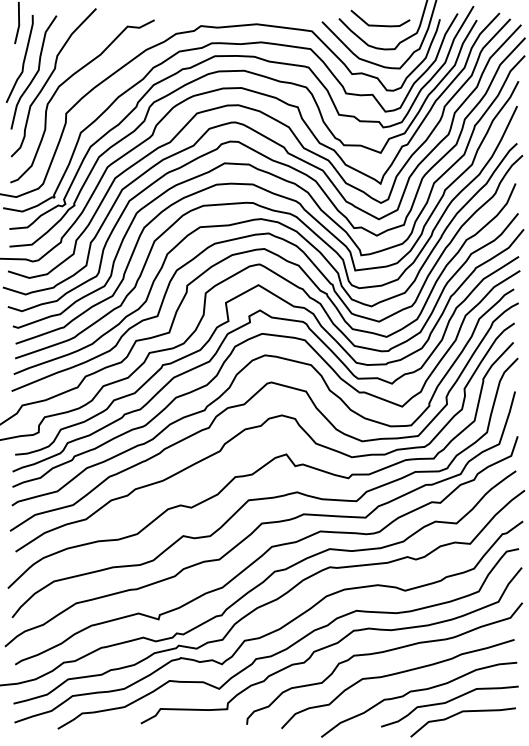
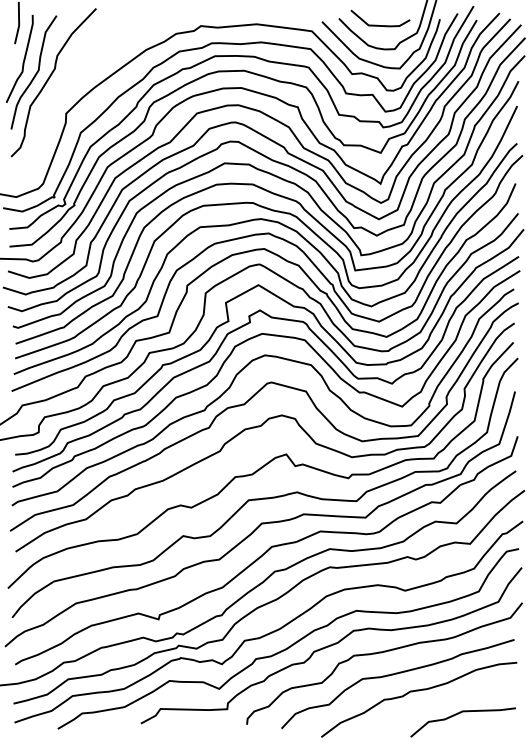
curve: present -> none (64, 83)
curve: present -> none (448, 702)
